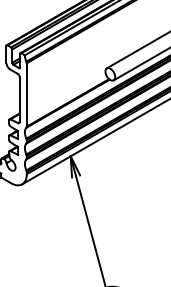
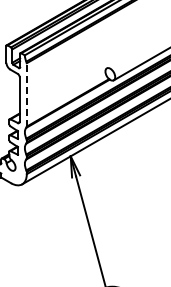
line: present -> none (136, 50)
line: solid -> dashed (26, 94)
